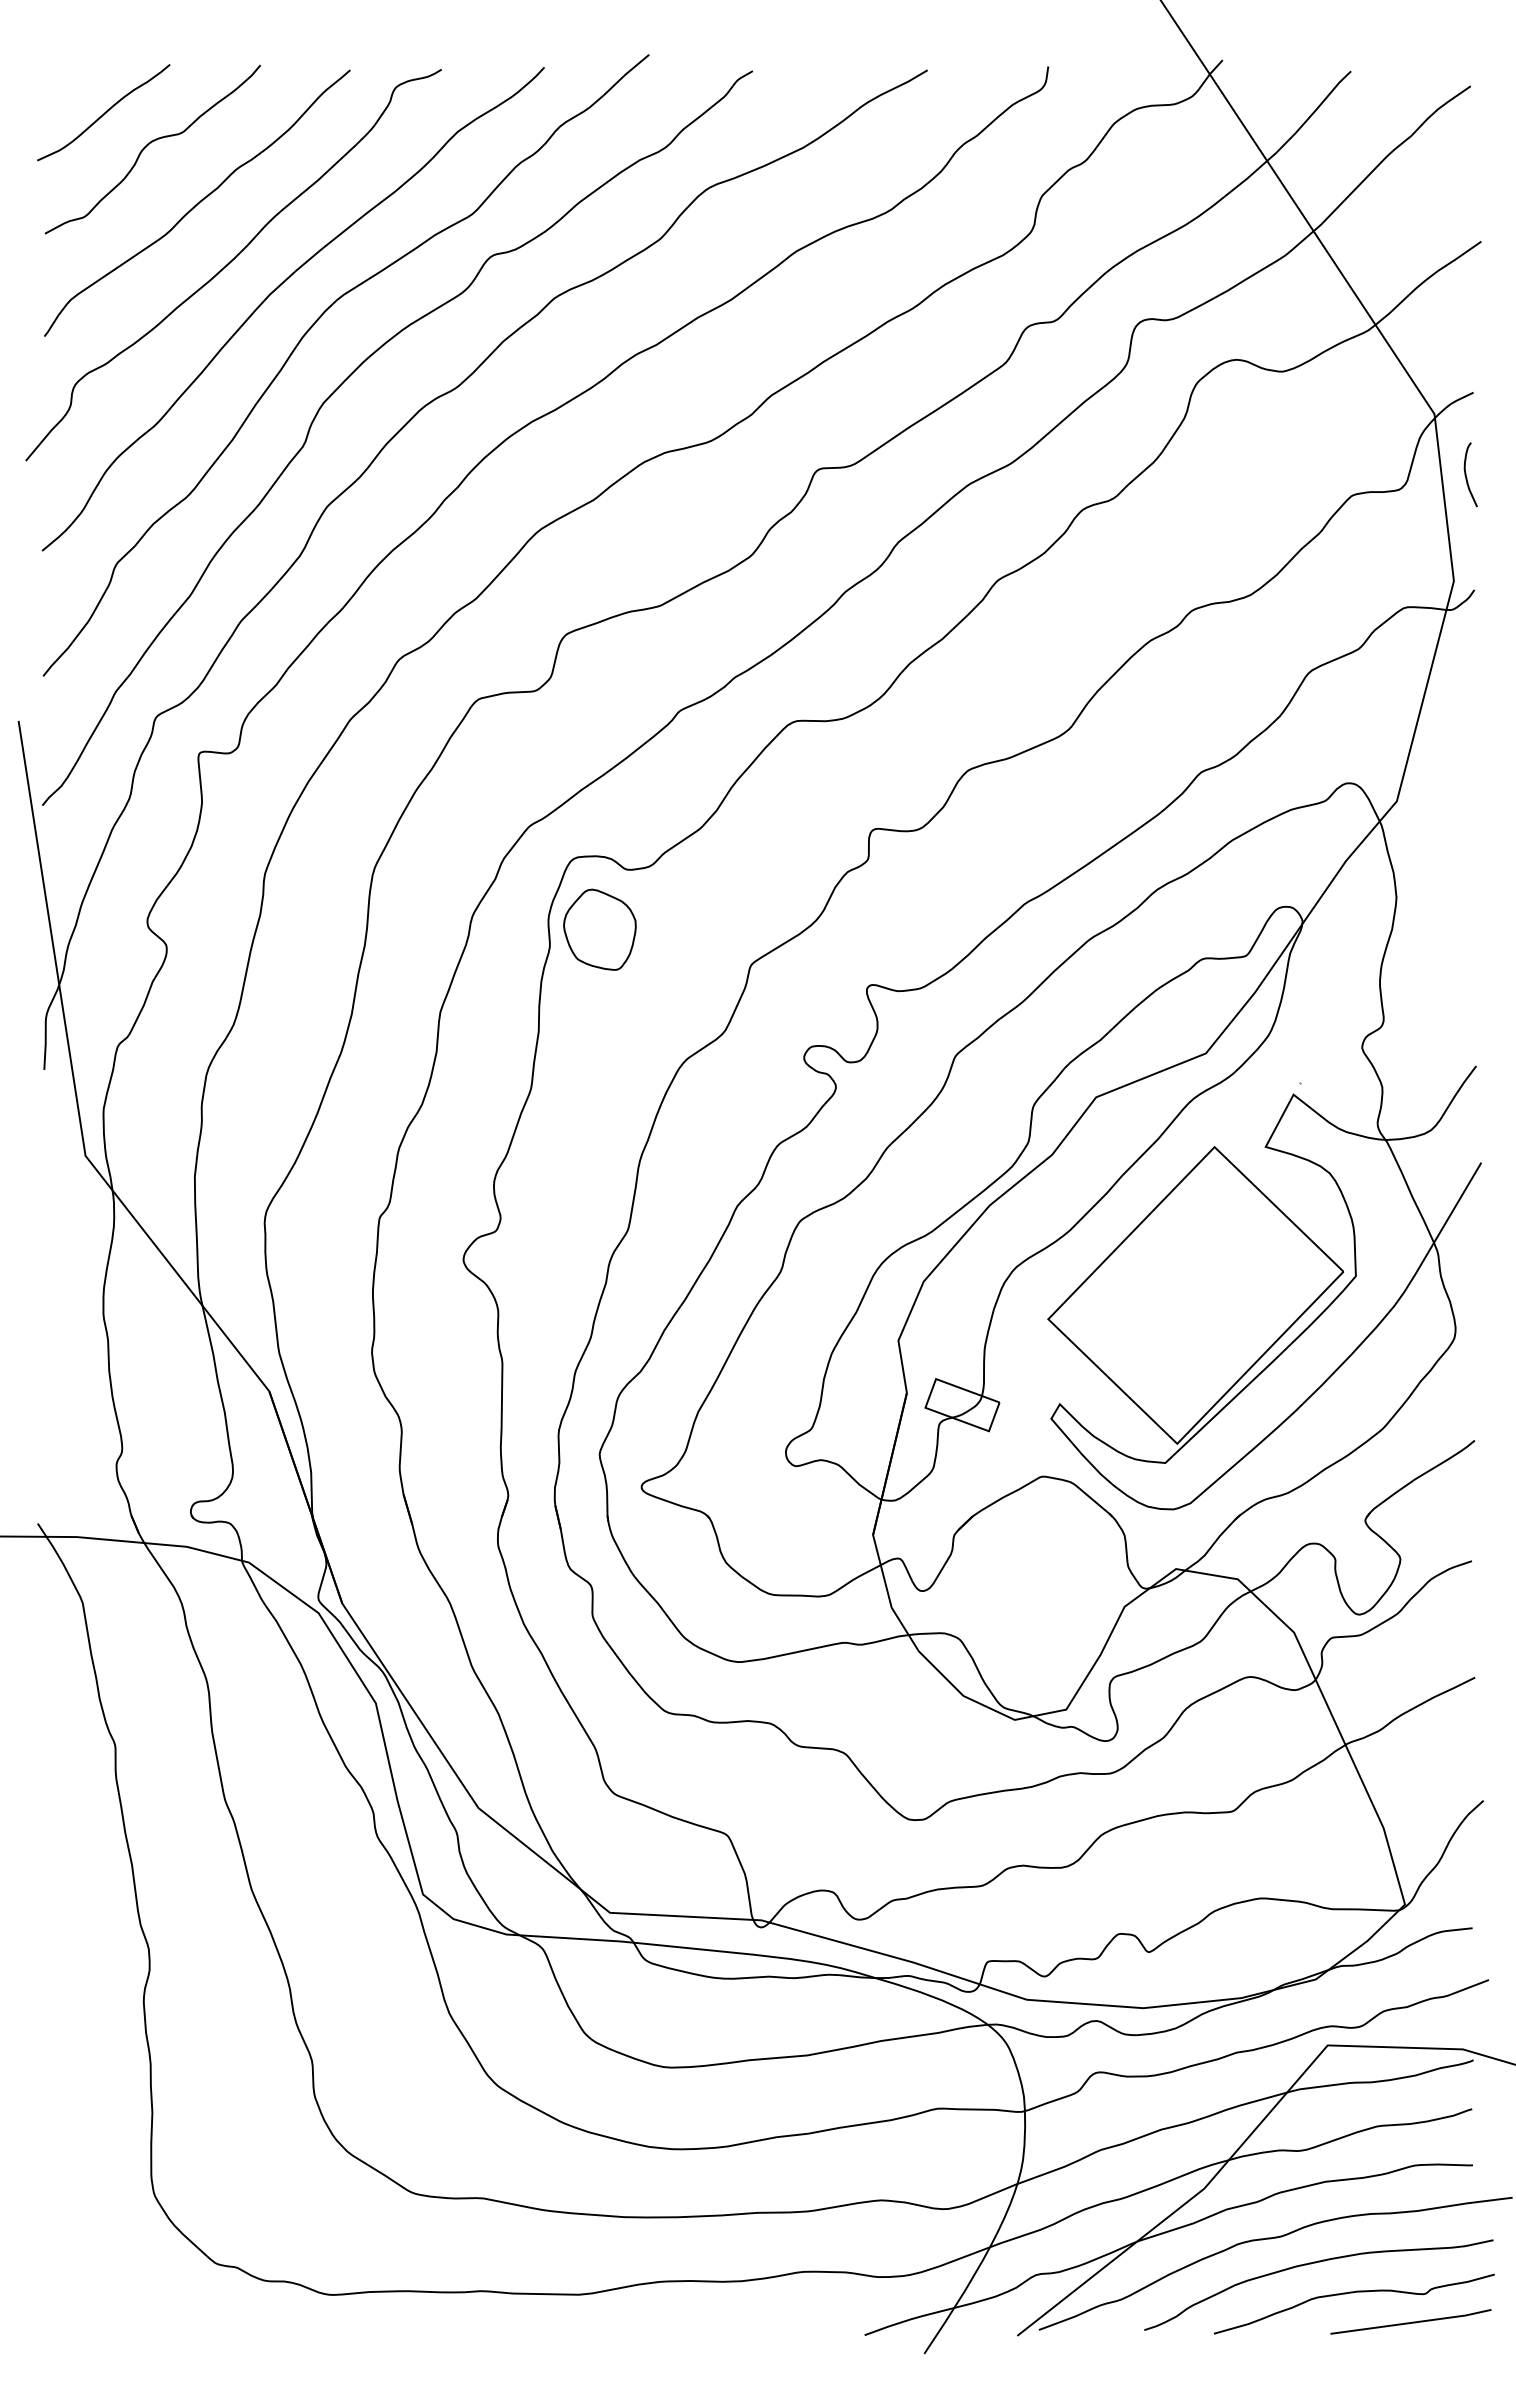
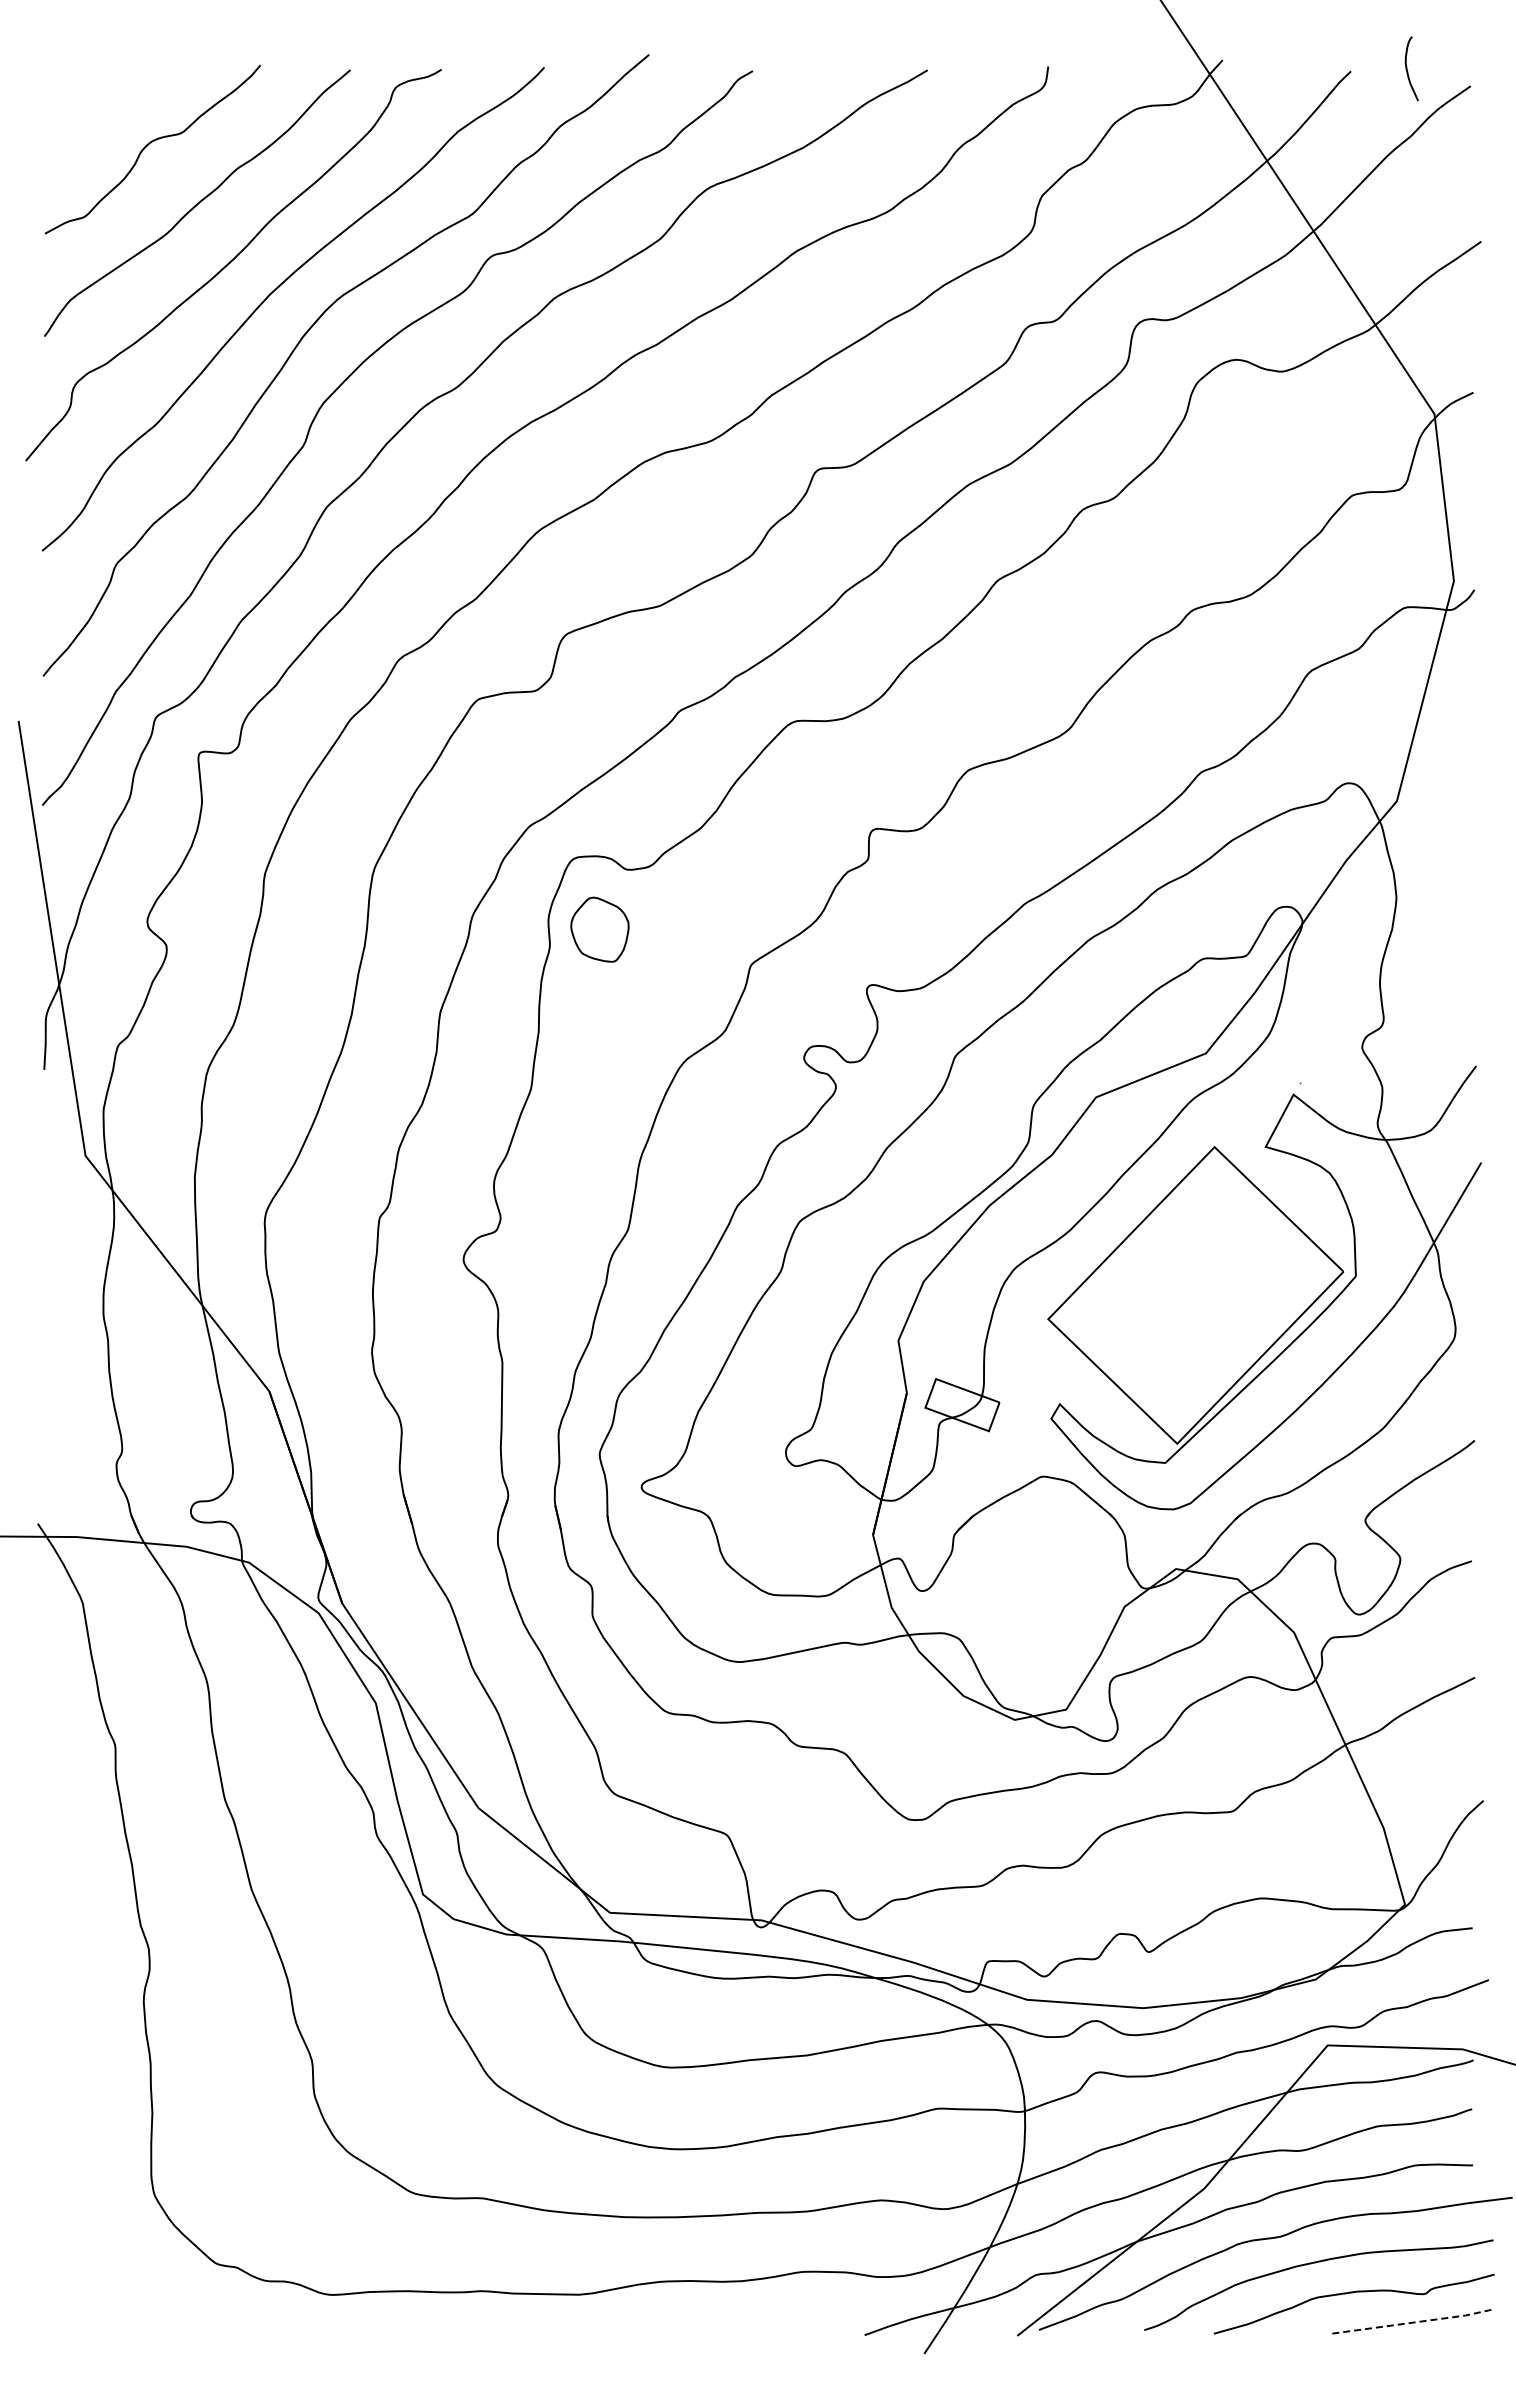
curve: present -> none (104, 112)
curve position: (1466, 474) -> (1407, 68) (1407, 68)
part size: 74x83 px -> 60x67 px (599, 929)
line: solid -> dashed (1411, 2322)
